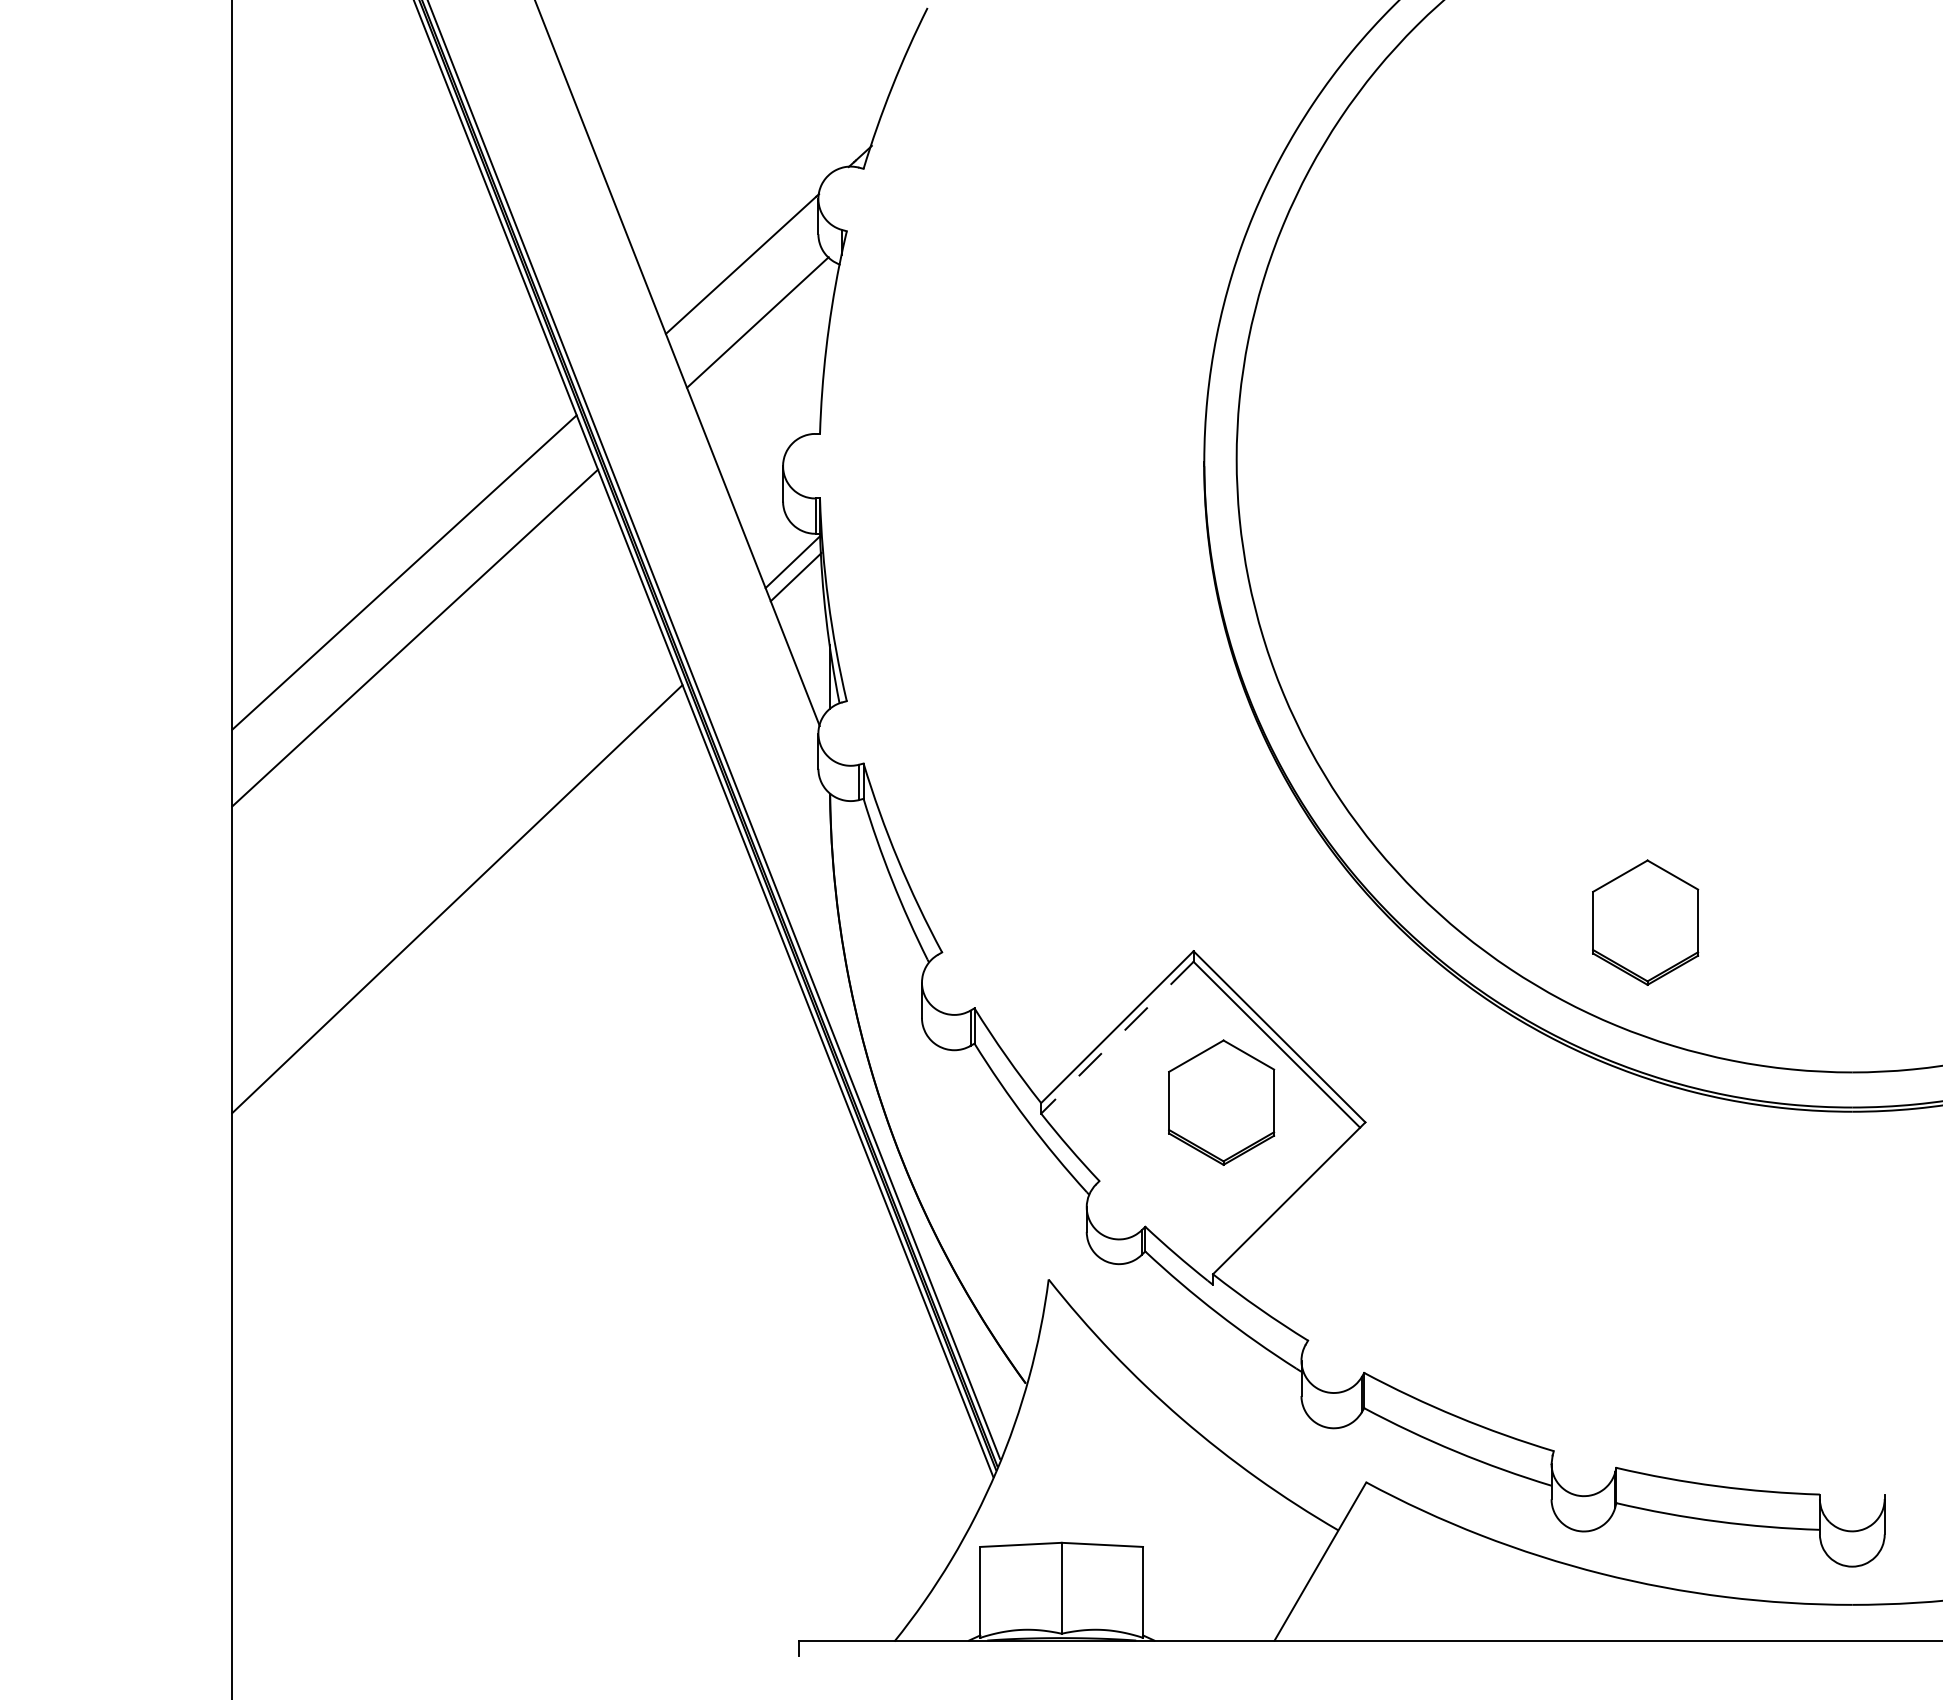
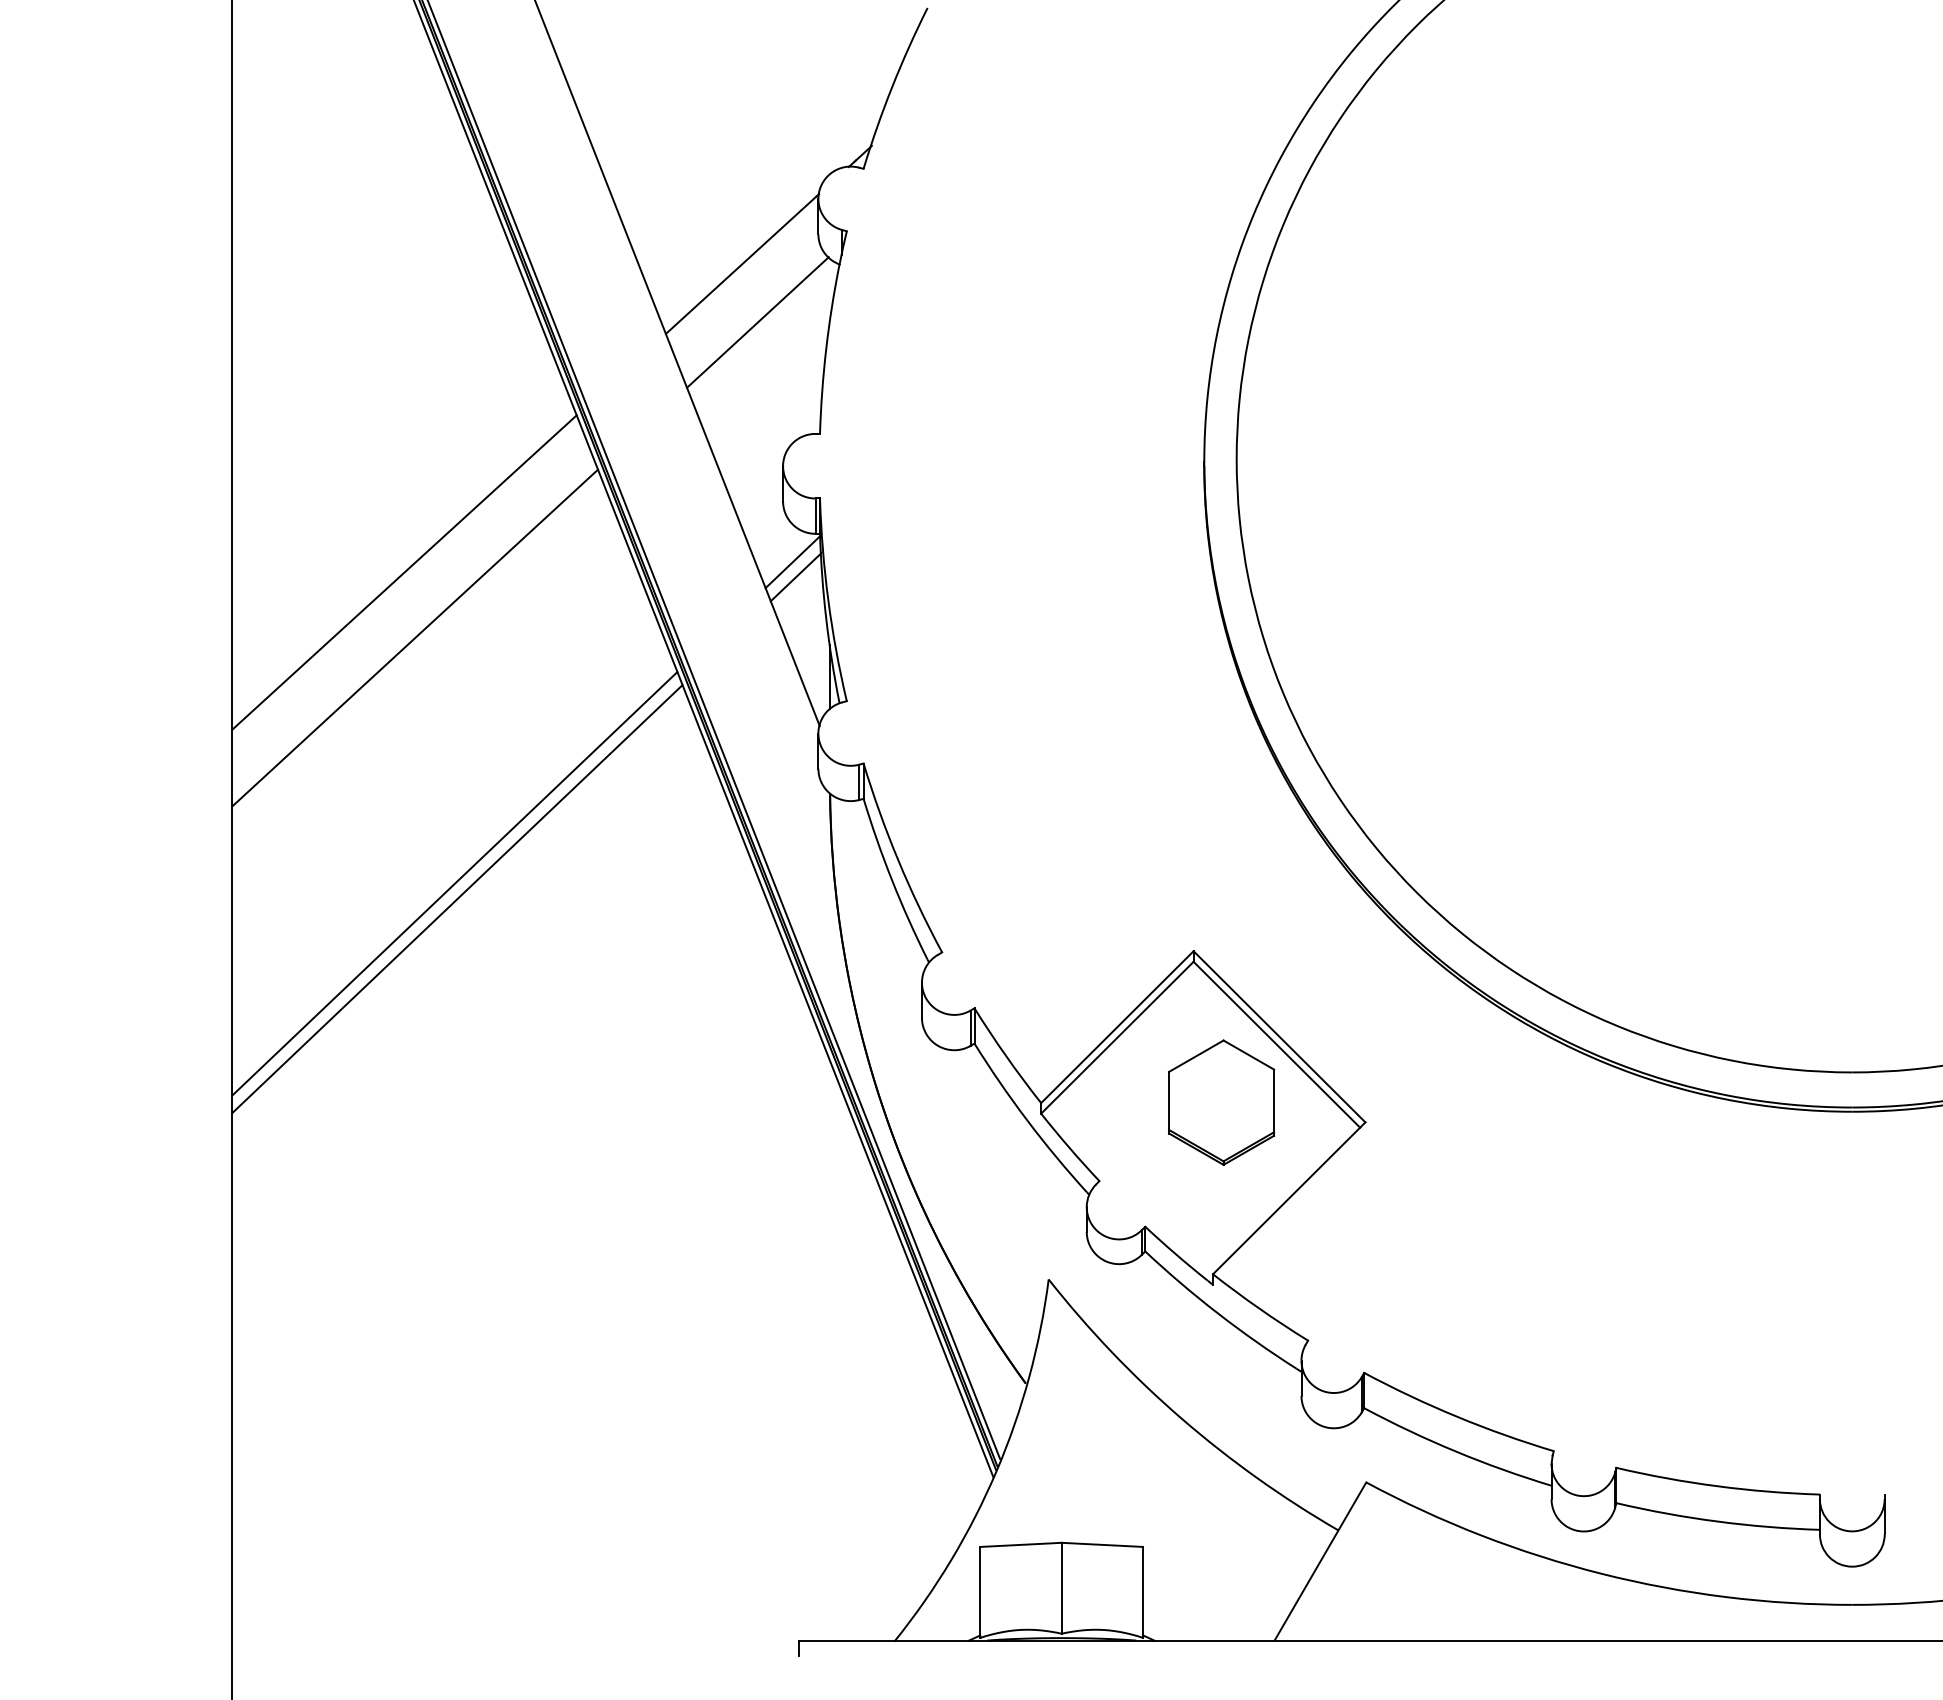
line: none -> present (454, 883)
part: present -> none (1645, 922)
line: dashed -> solid (1117, 1037)
